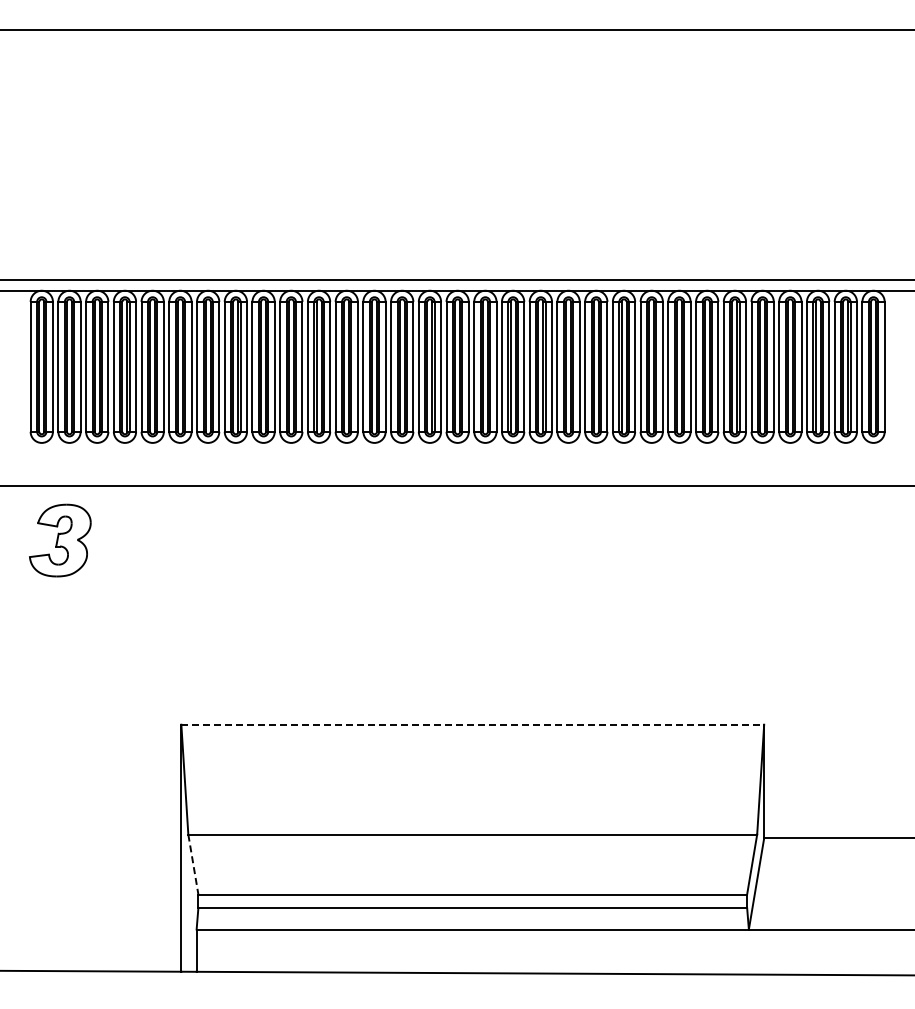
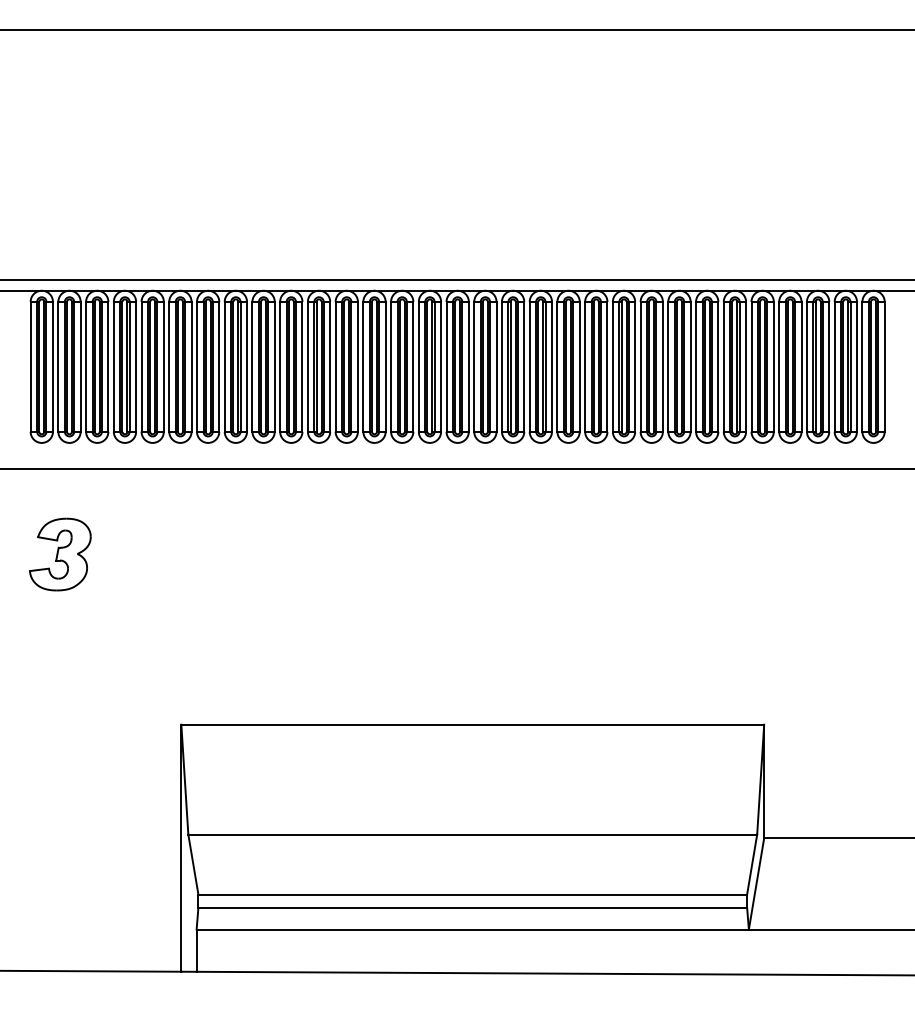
line position: (456, 485) -> (456, 468) (456, 468)
part position: (60, 540) -> (60, 554) (60, 554)
line: dashed -> solid (473, 724)
line: dashed -> solid (193, 865)
